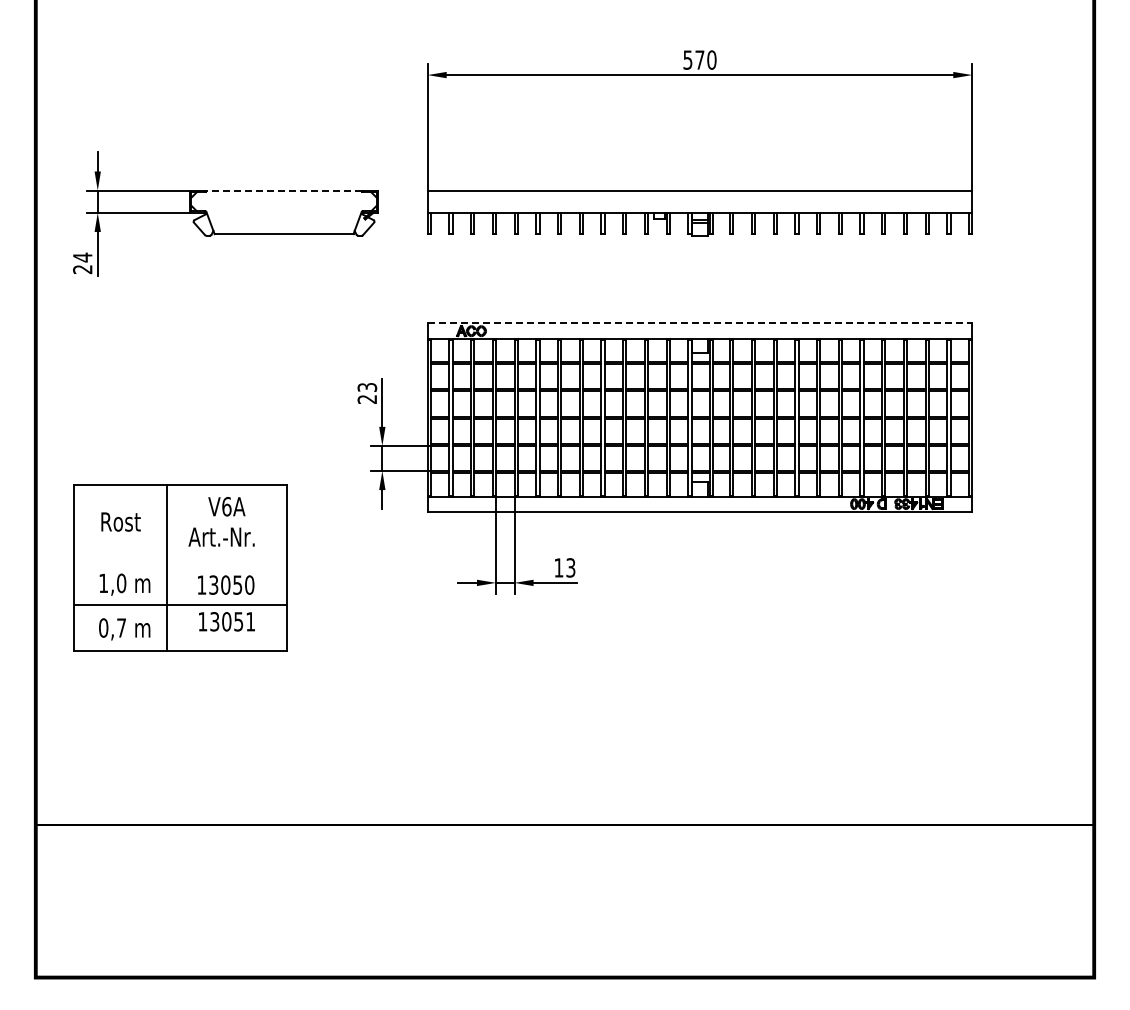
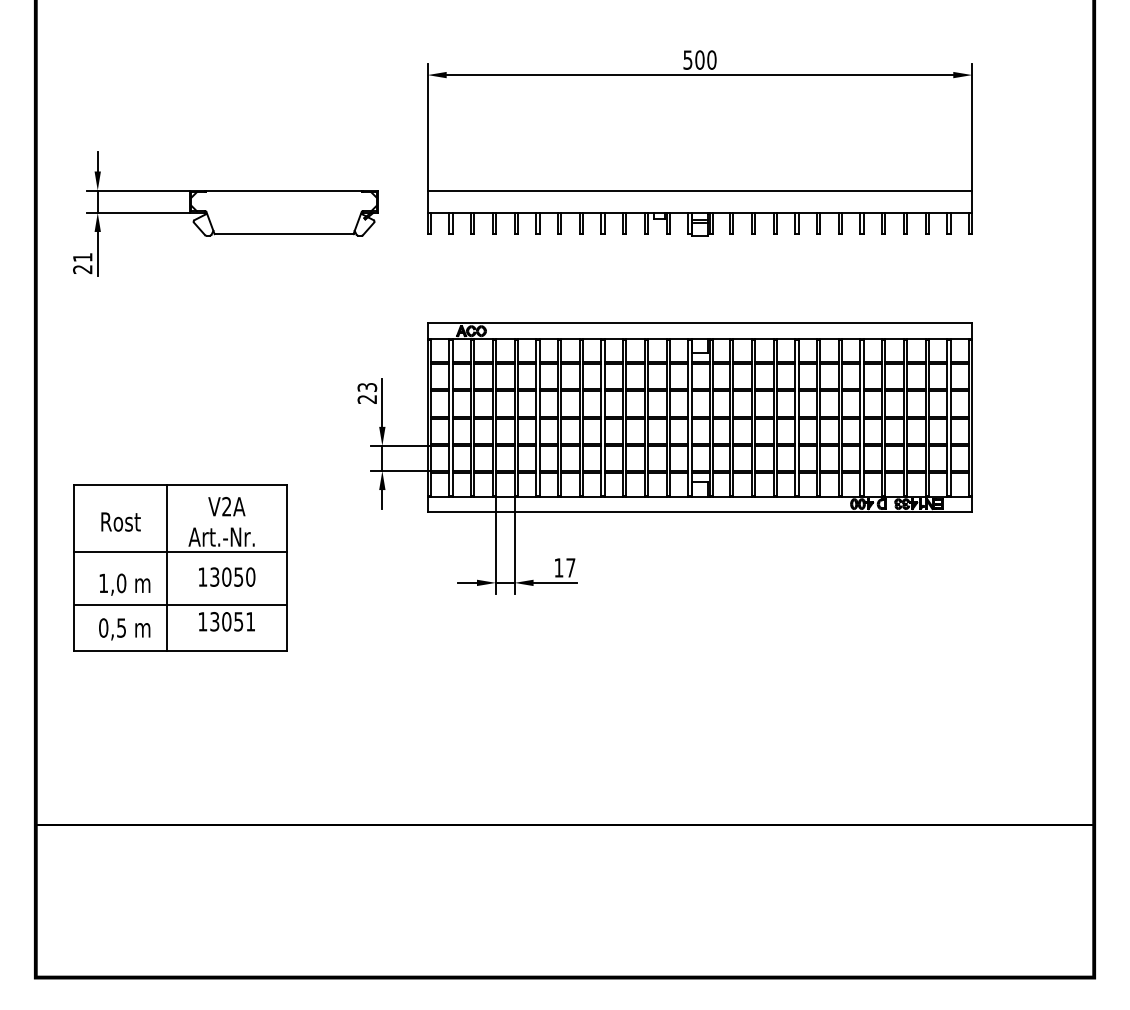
text: 570 -> 500 (699, 59)
line: dashed -> solid (284, 190)
text: 24 -> 21 (82, 257)
line: dashed -> solid (700, 323)
text: V6A -> V2A (226, 506)
line: none -> present (180, 552)
text: 13 -> 17 (570, 567)
text position: (226, 584) -> (227, 576) (227, 576)
text: 0,7 -> 0,5 (121, 627)
